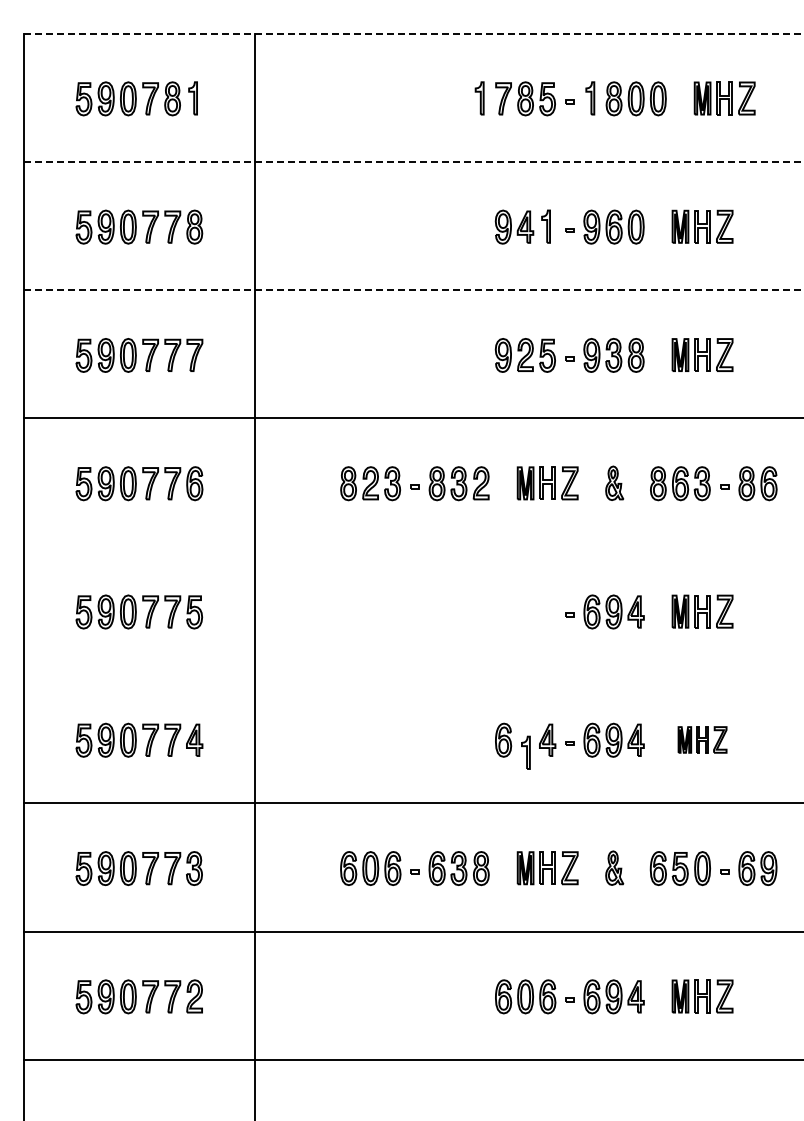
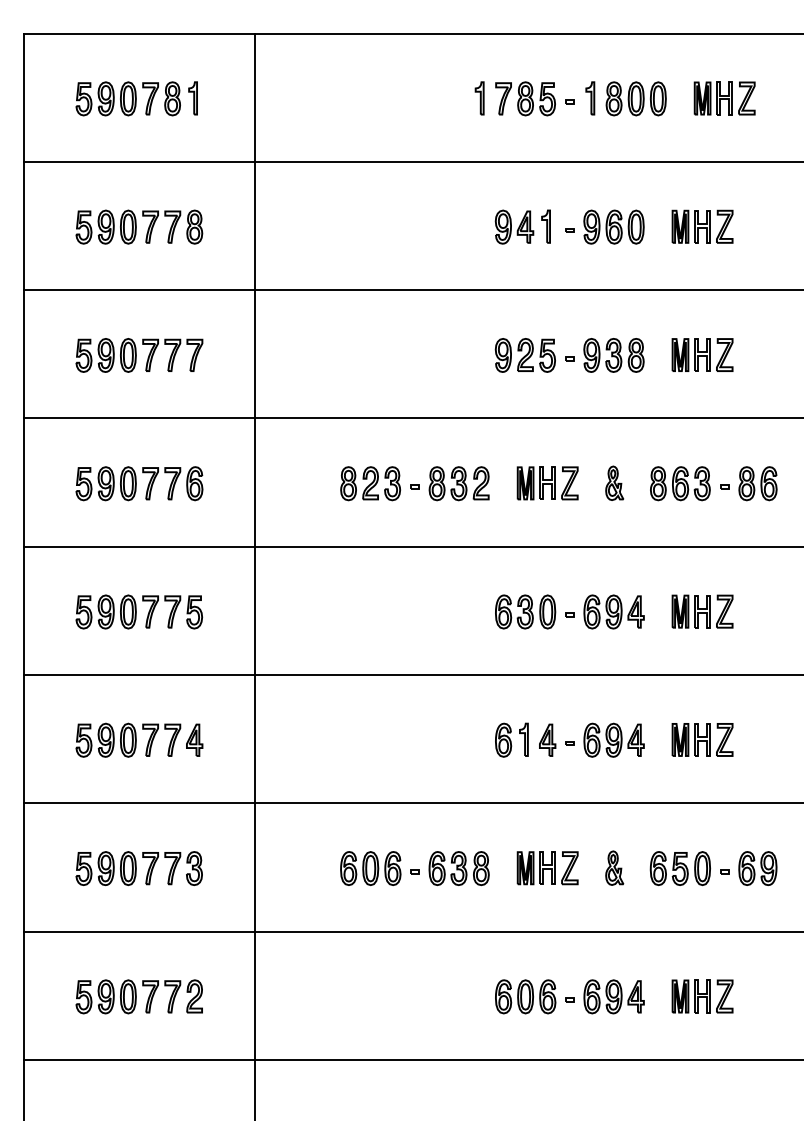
line: dashed -> solid (413, 33)
line: dashed -> solid (413, 161)
line: dashed -> solid (413, 290)
line: none -> present (412, 546)
part: none -> present (525, 611)
line: none -> present (412, 675)
part size: 51x28 px -> 63x34 px (702, 739)
part position: (525, 752) -> (523, 739) (523, 739)
